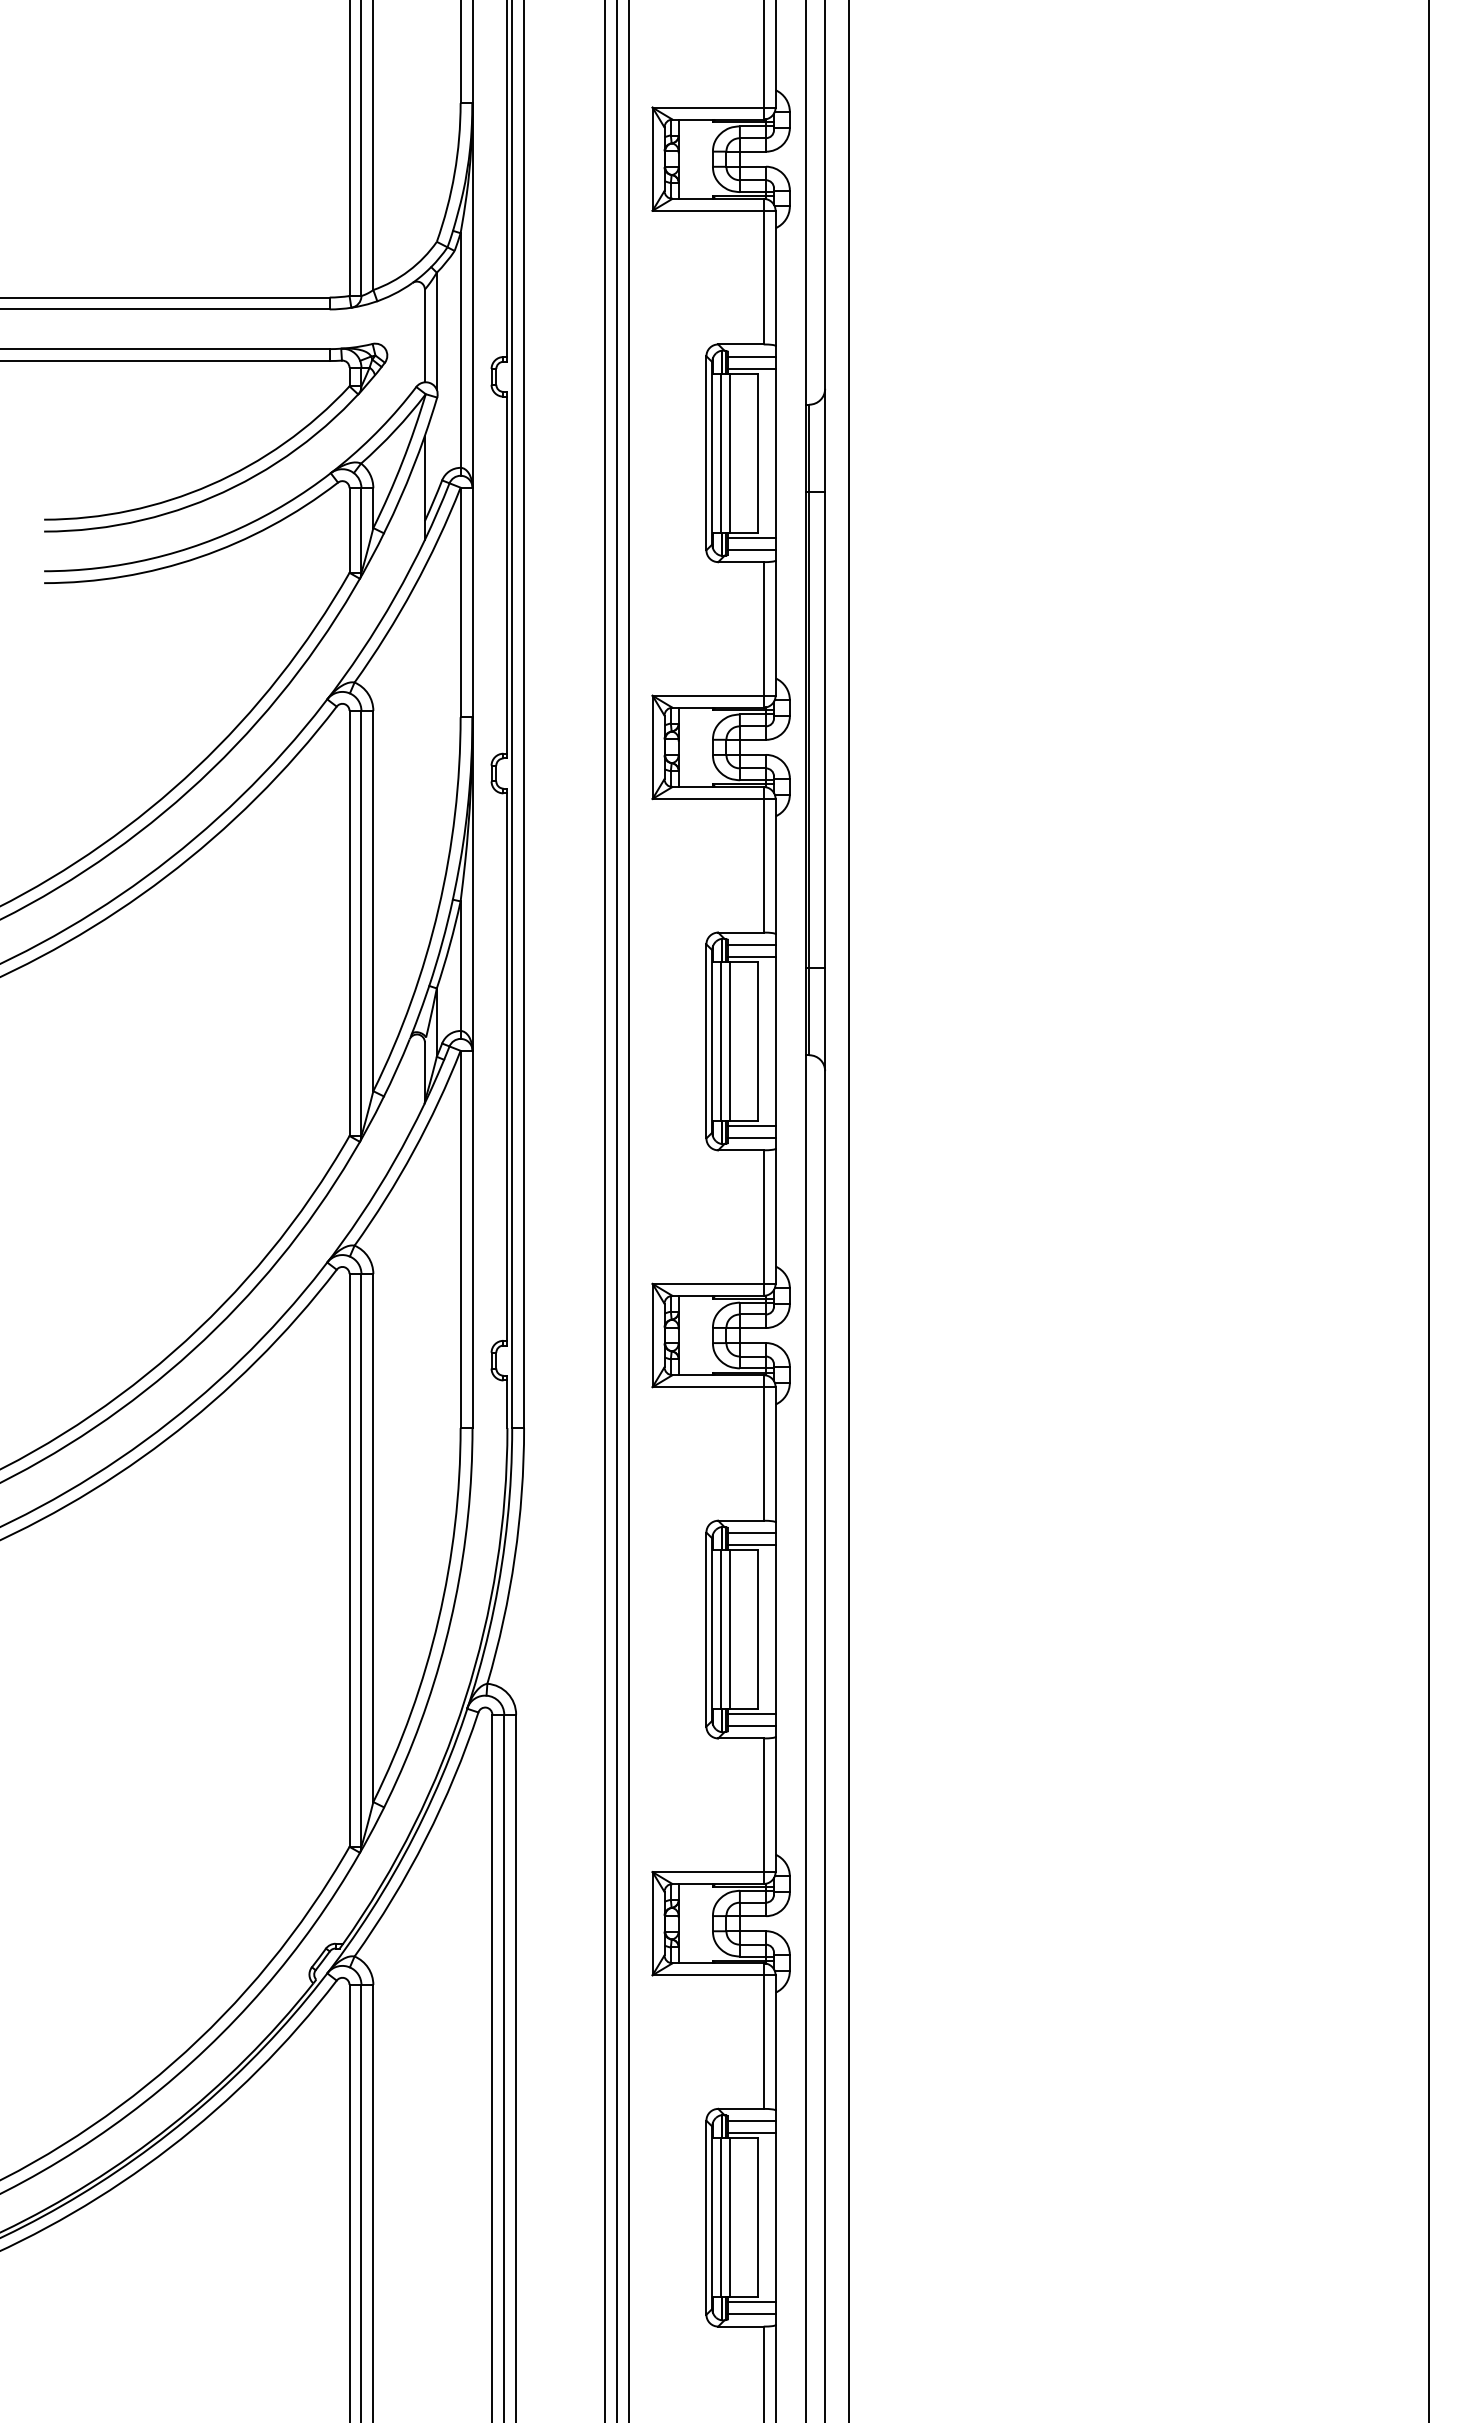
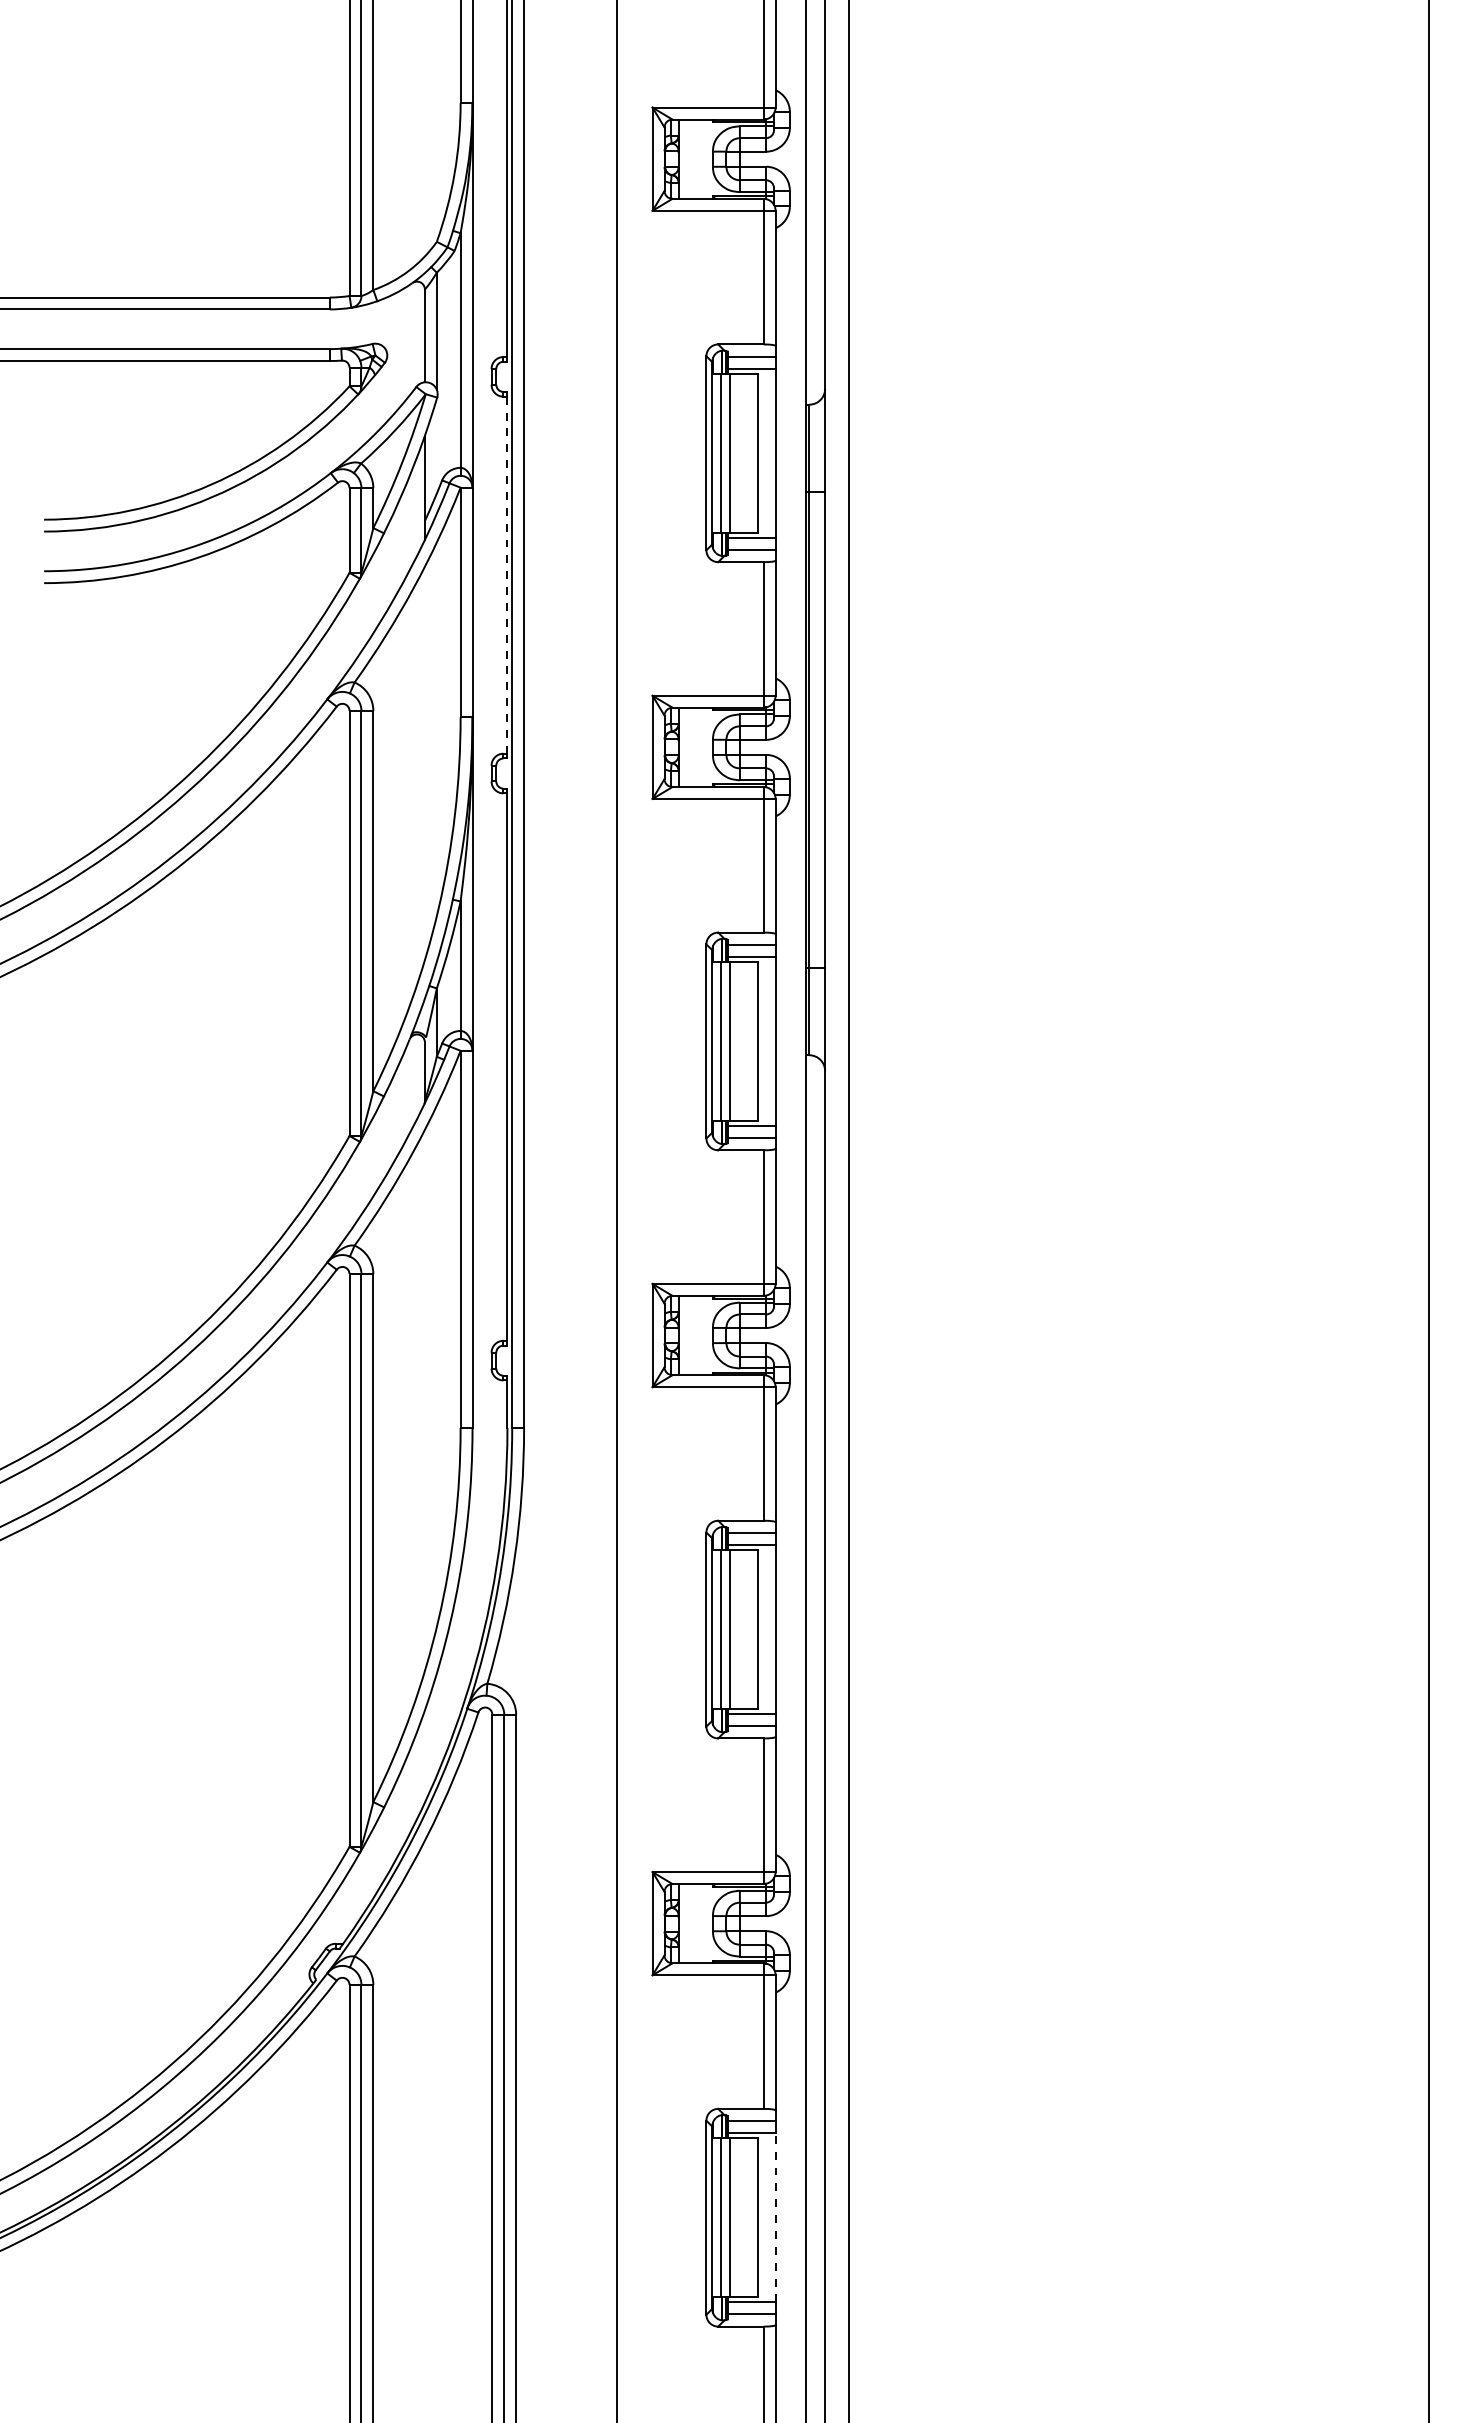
line: solid -> dashed (507, 575)
line: present -> none (605, 1210)
line: present -> none (628, 1210)
line: solid -> dashed (775, 2217)
